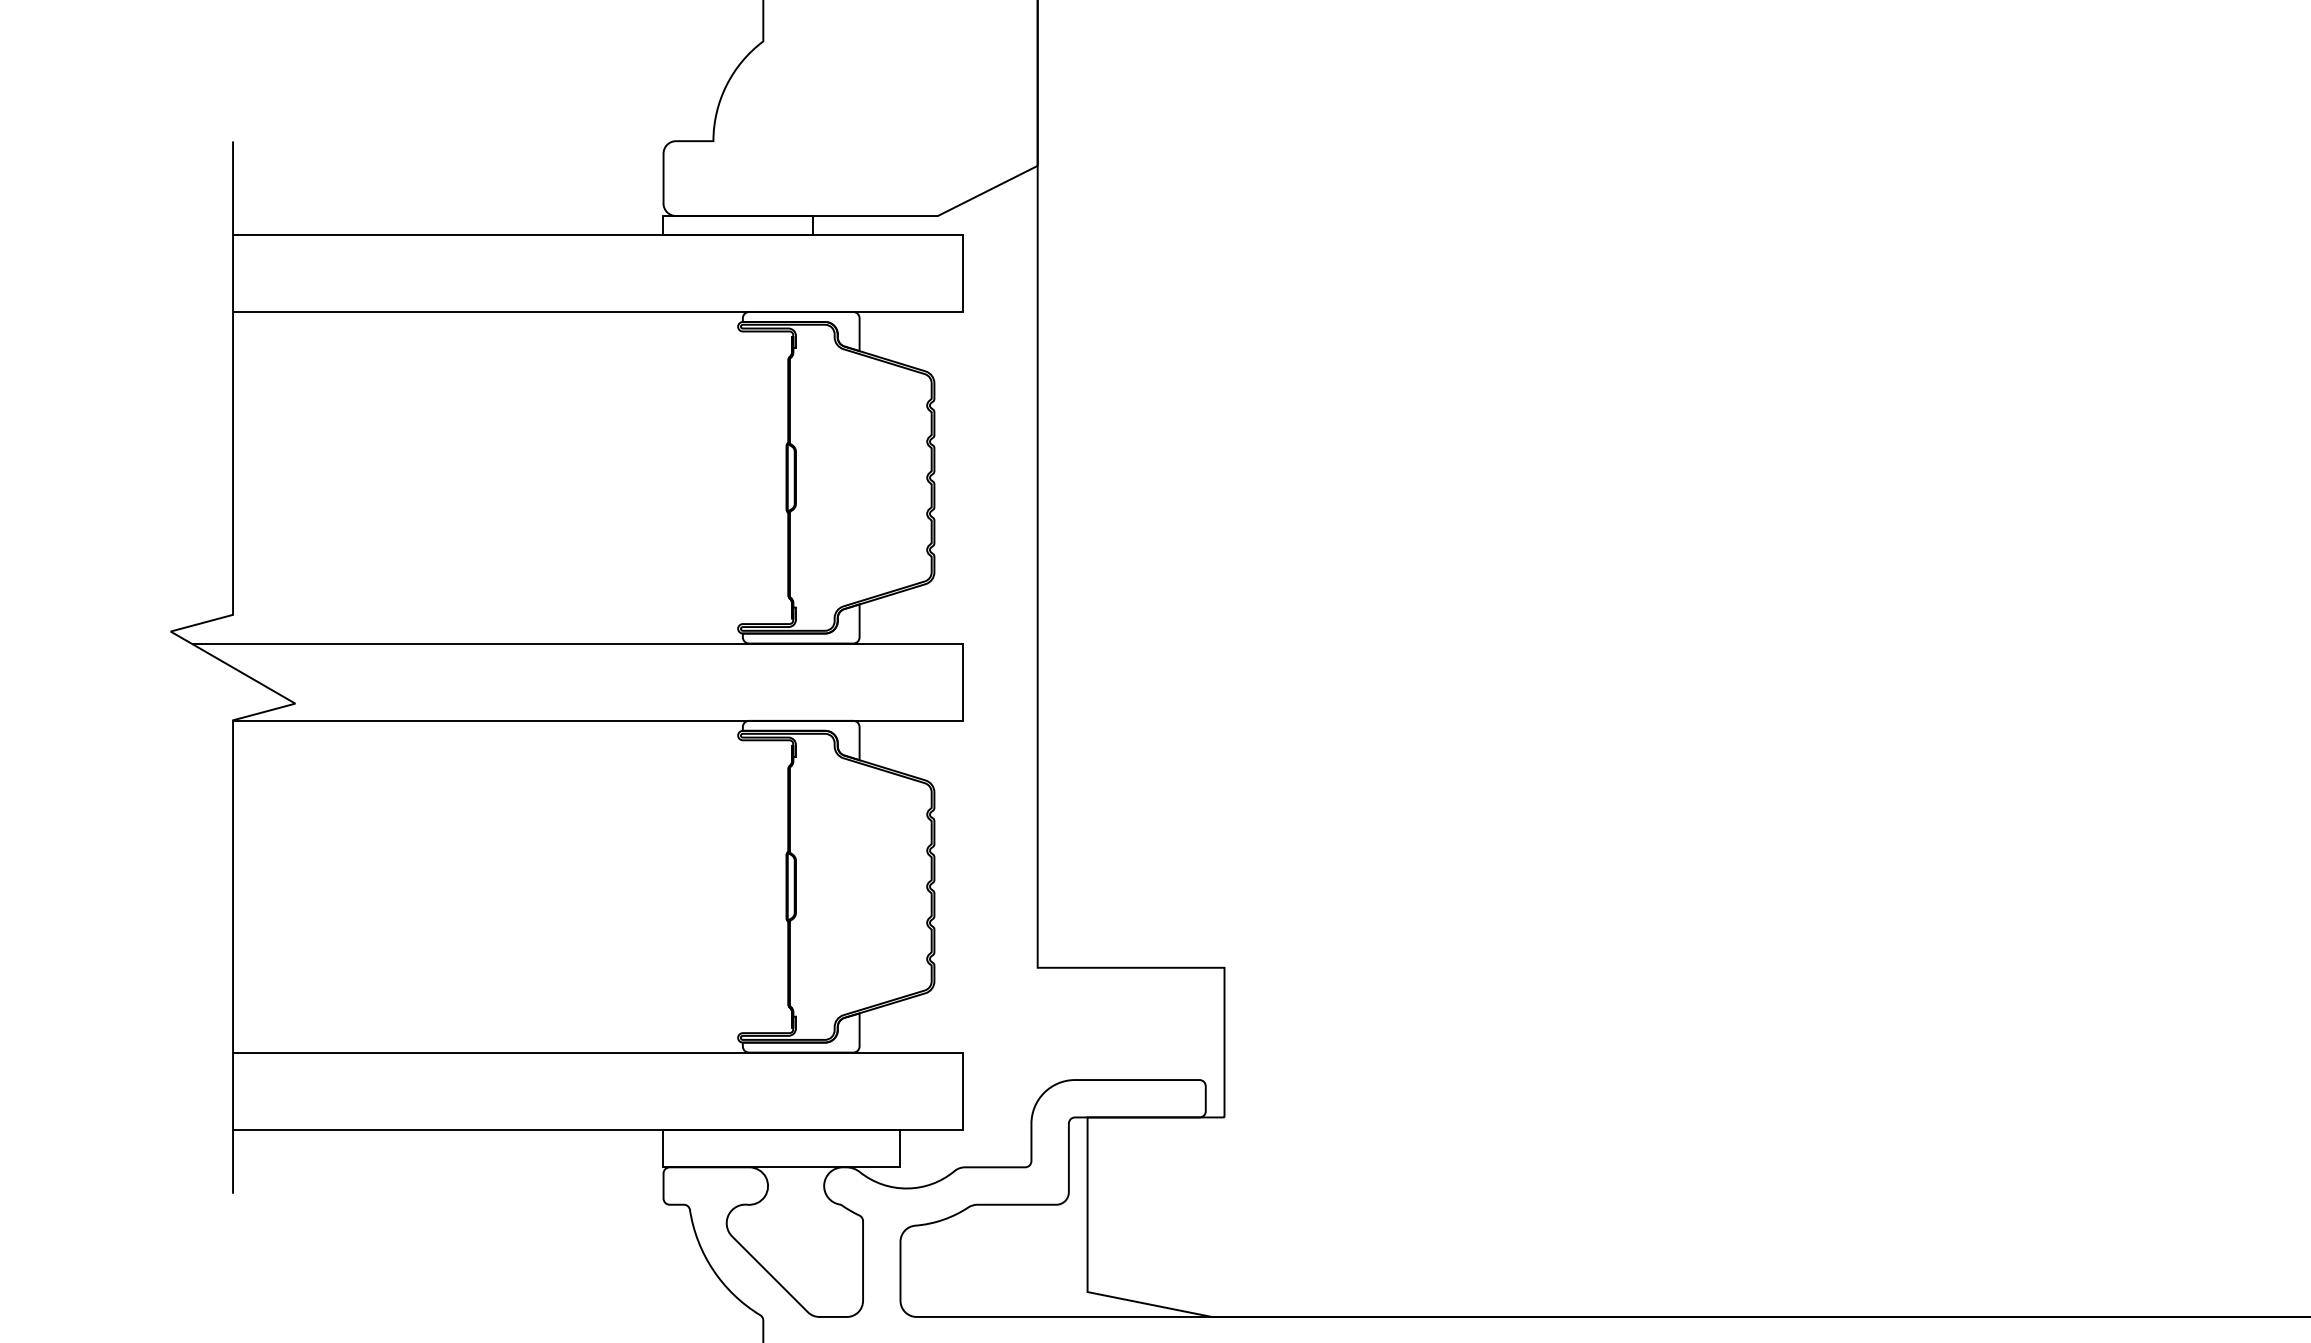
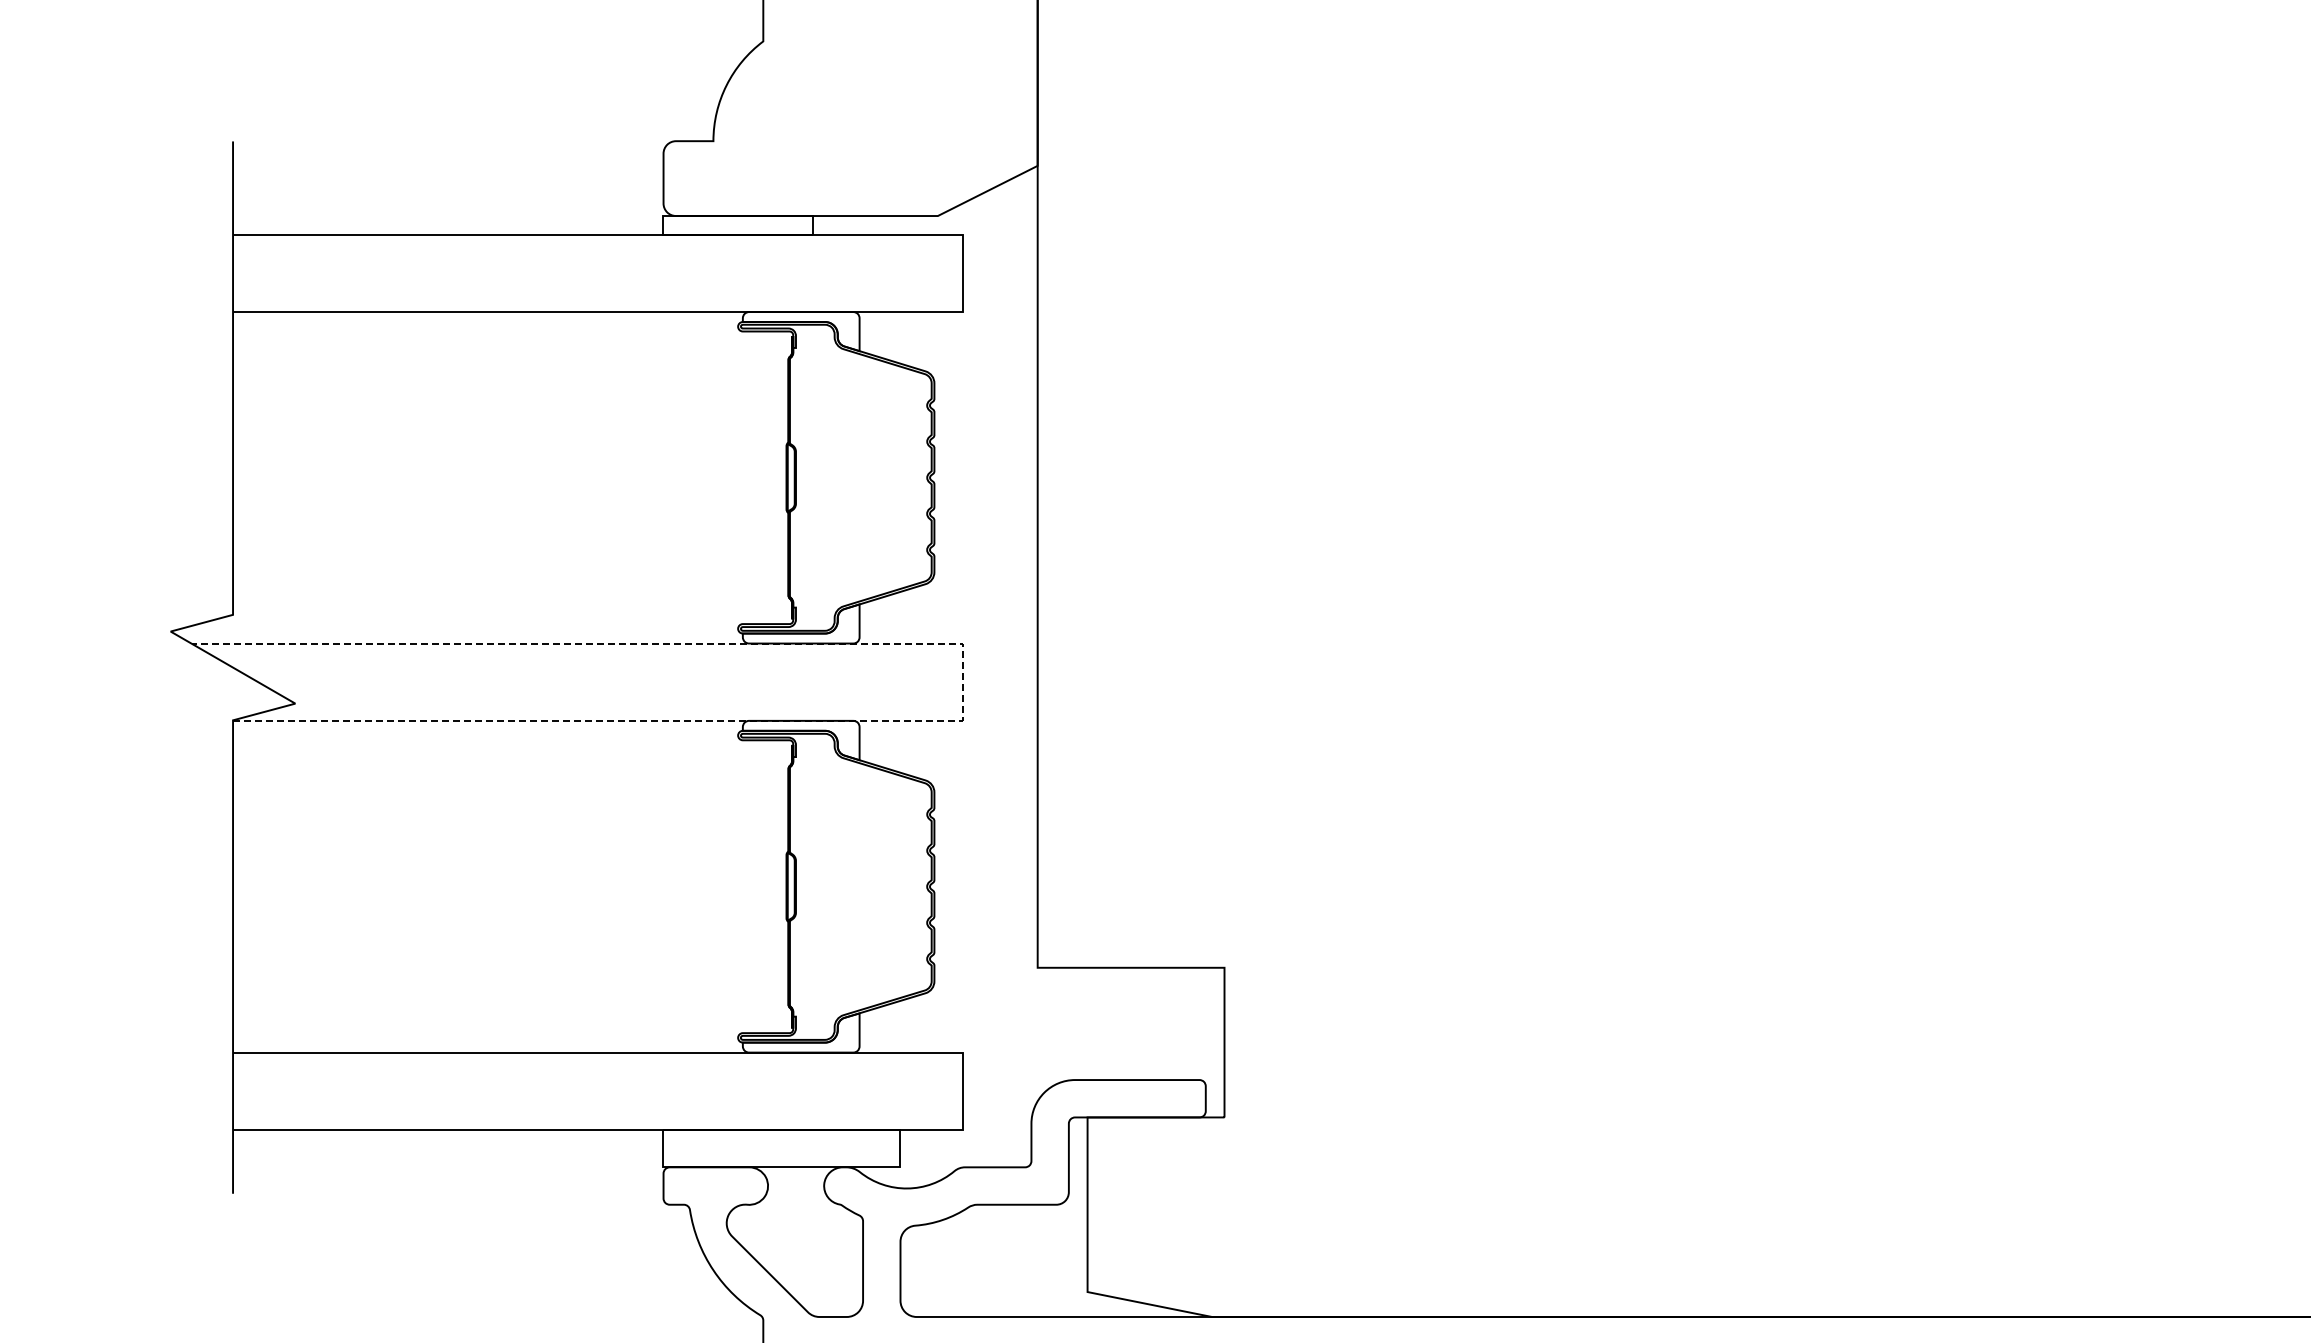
line: solid -> dashed (962, 661)
